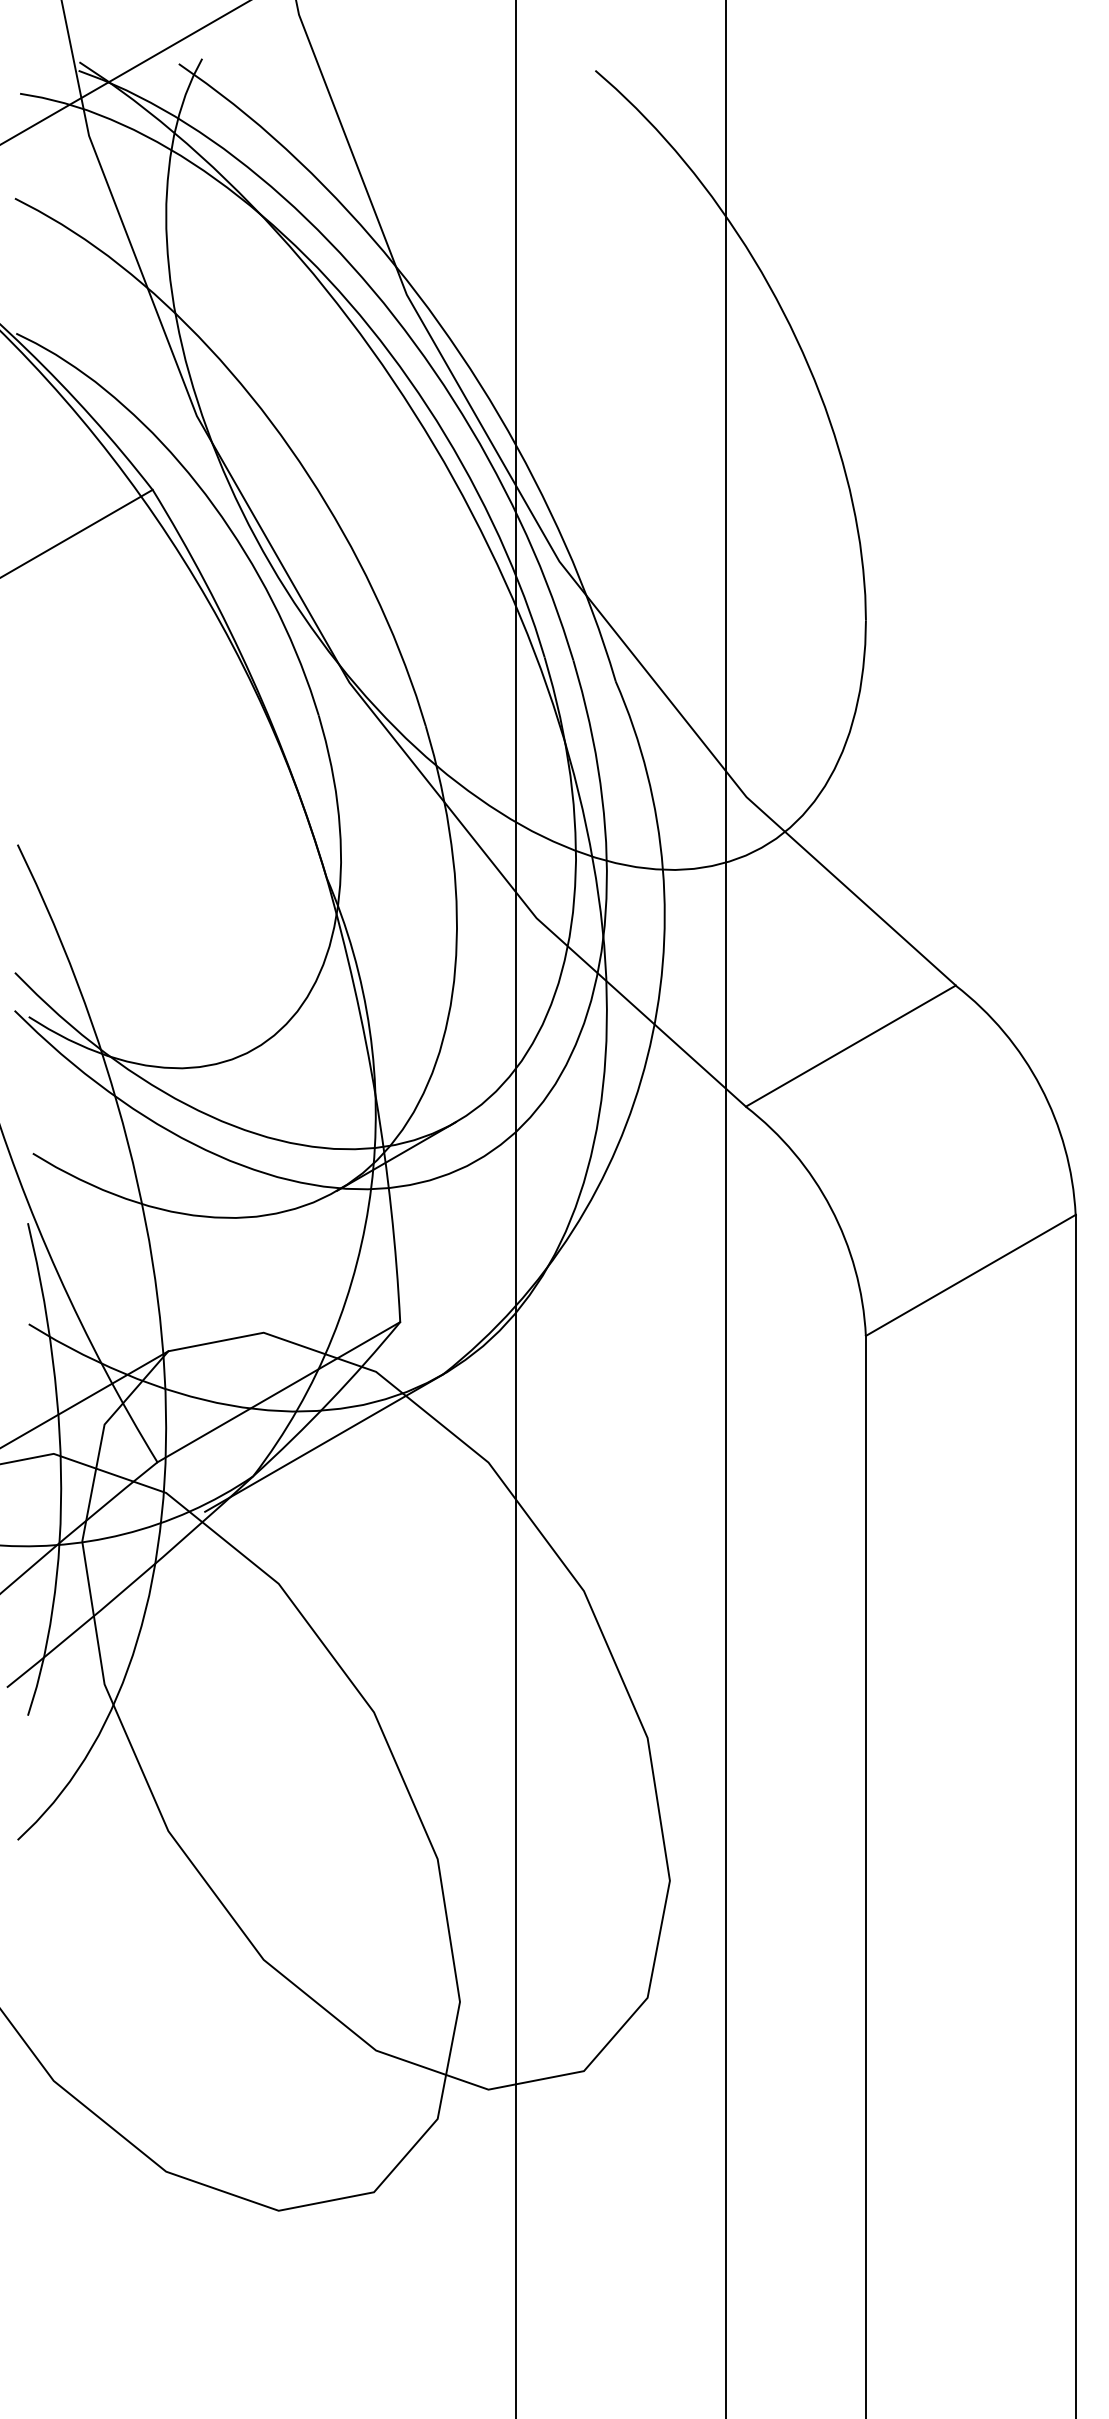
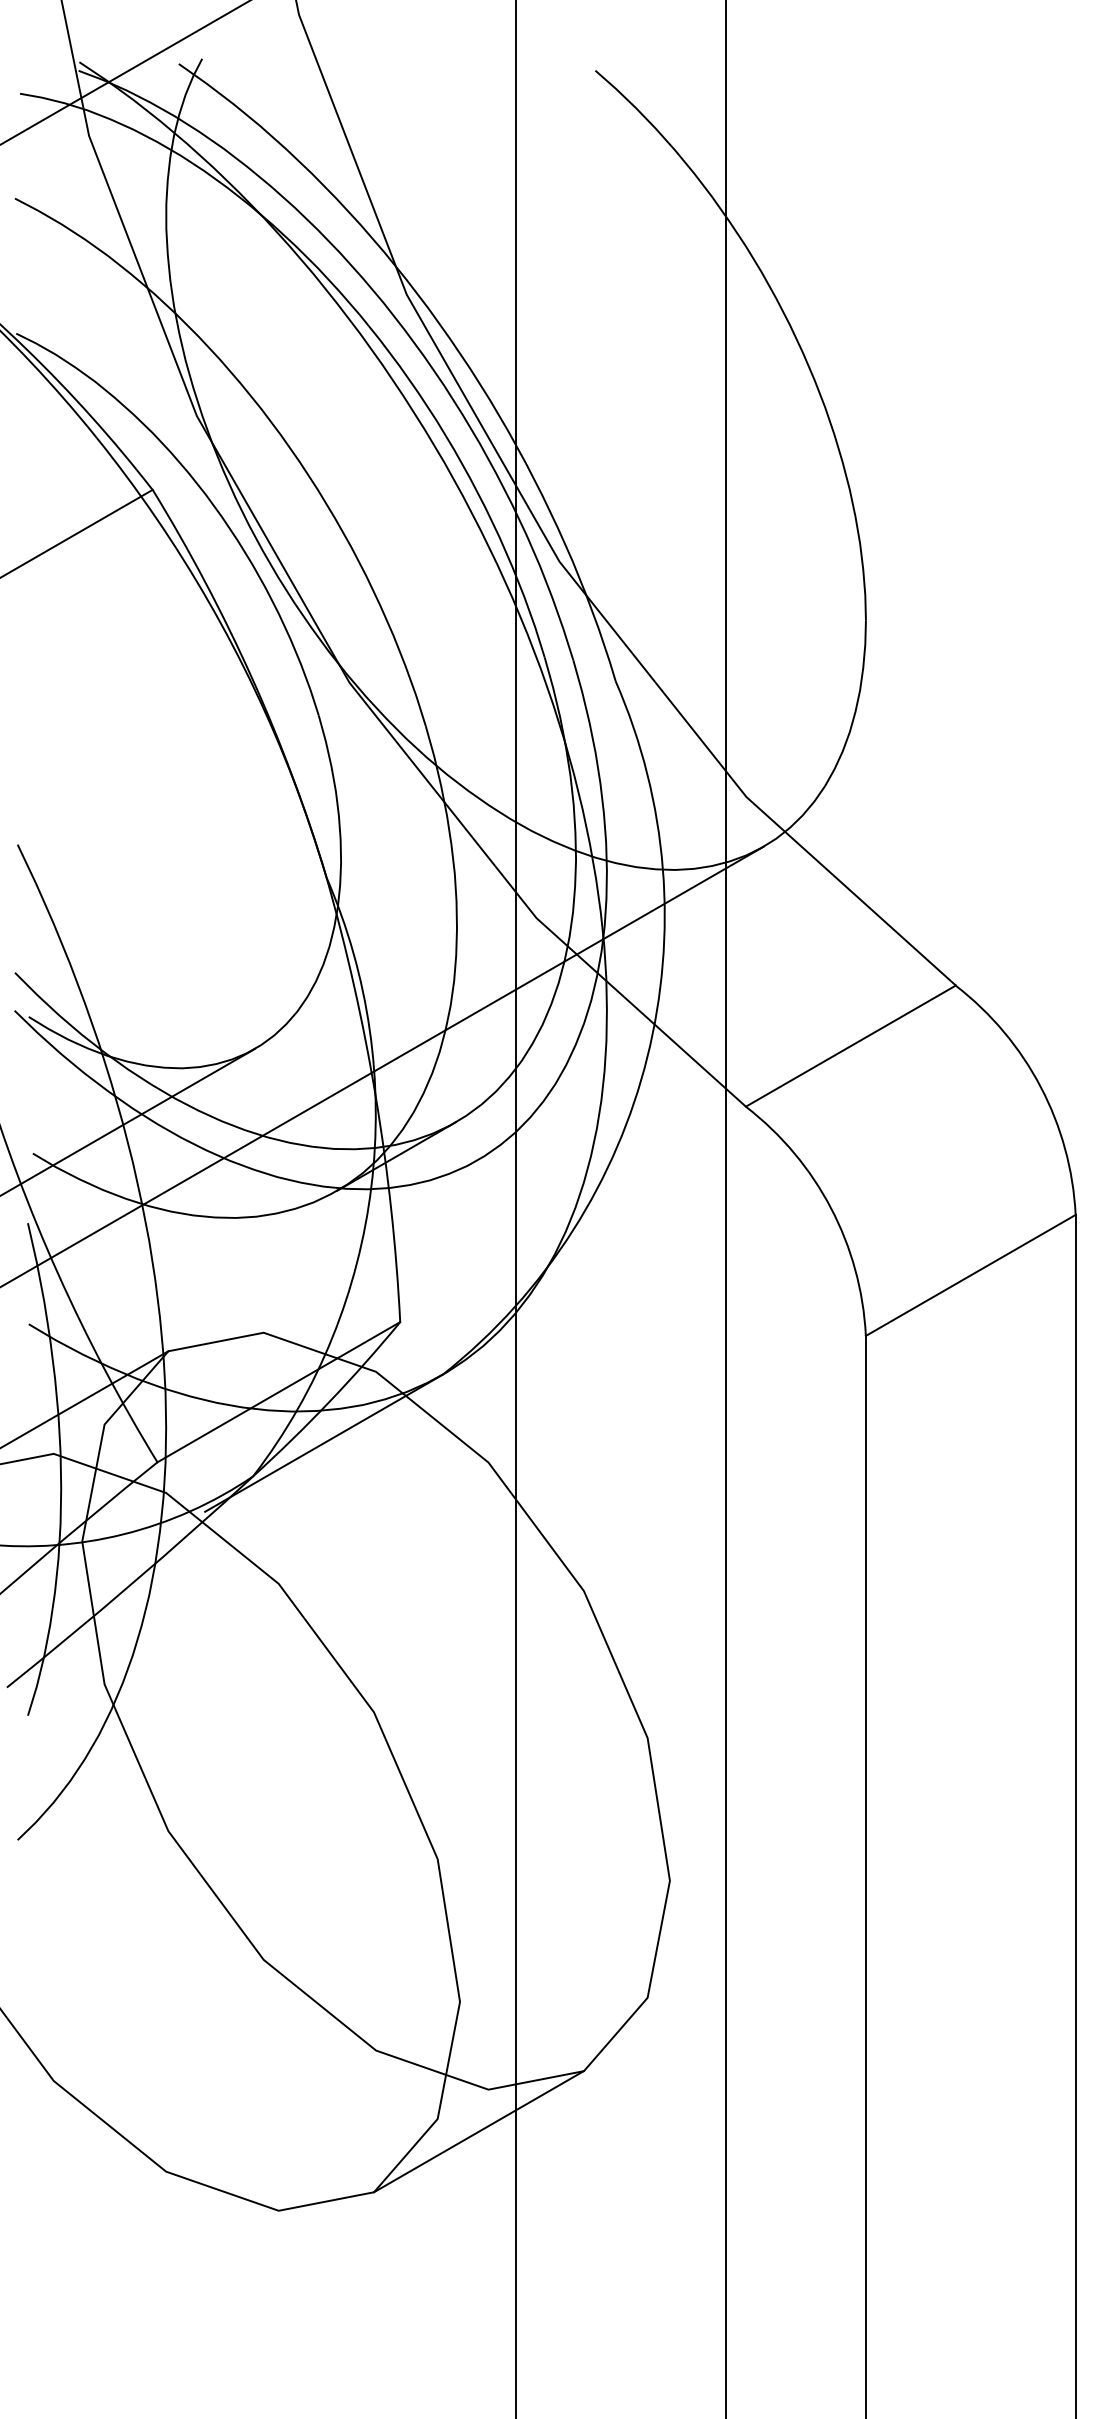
line: none -> present (382, 1066)
line: none -> present (128, 1121)
line: none -> present (478, 2131)
